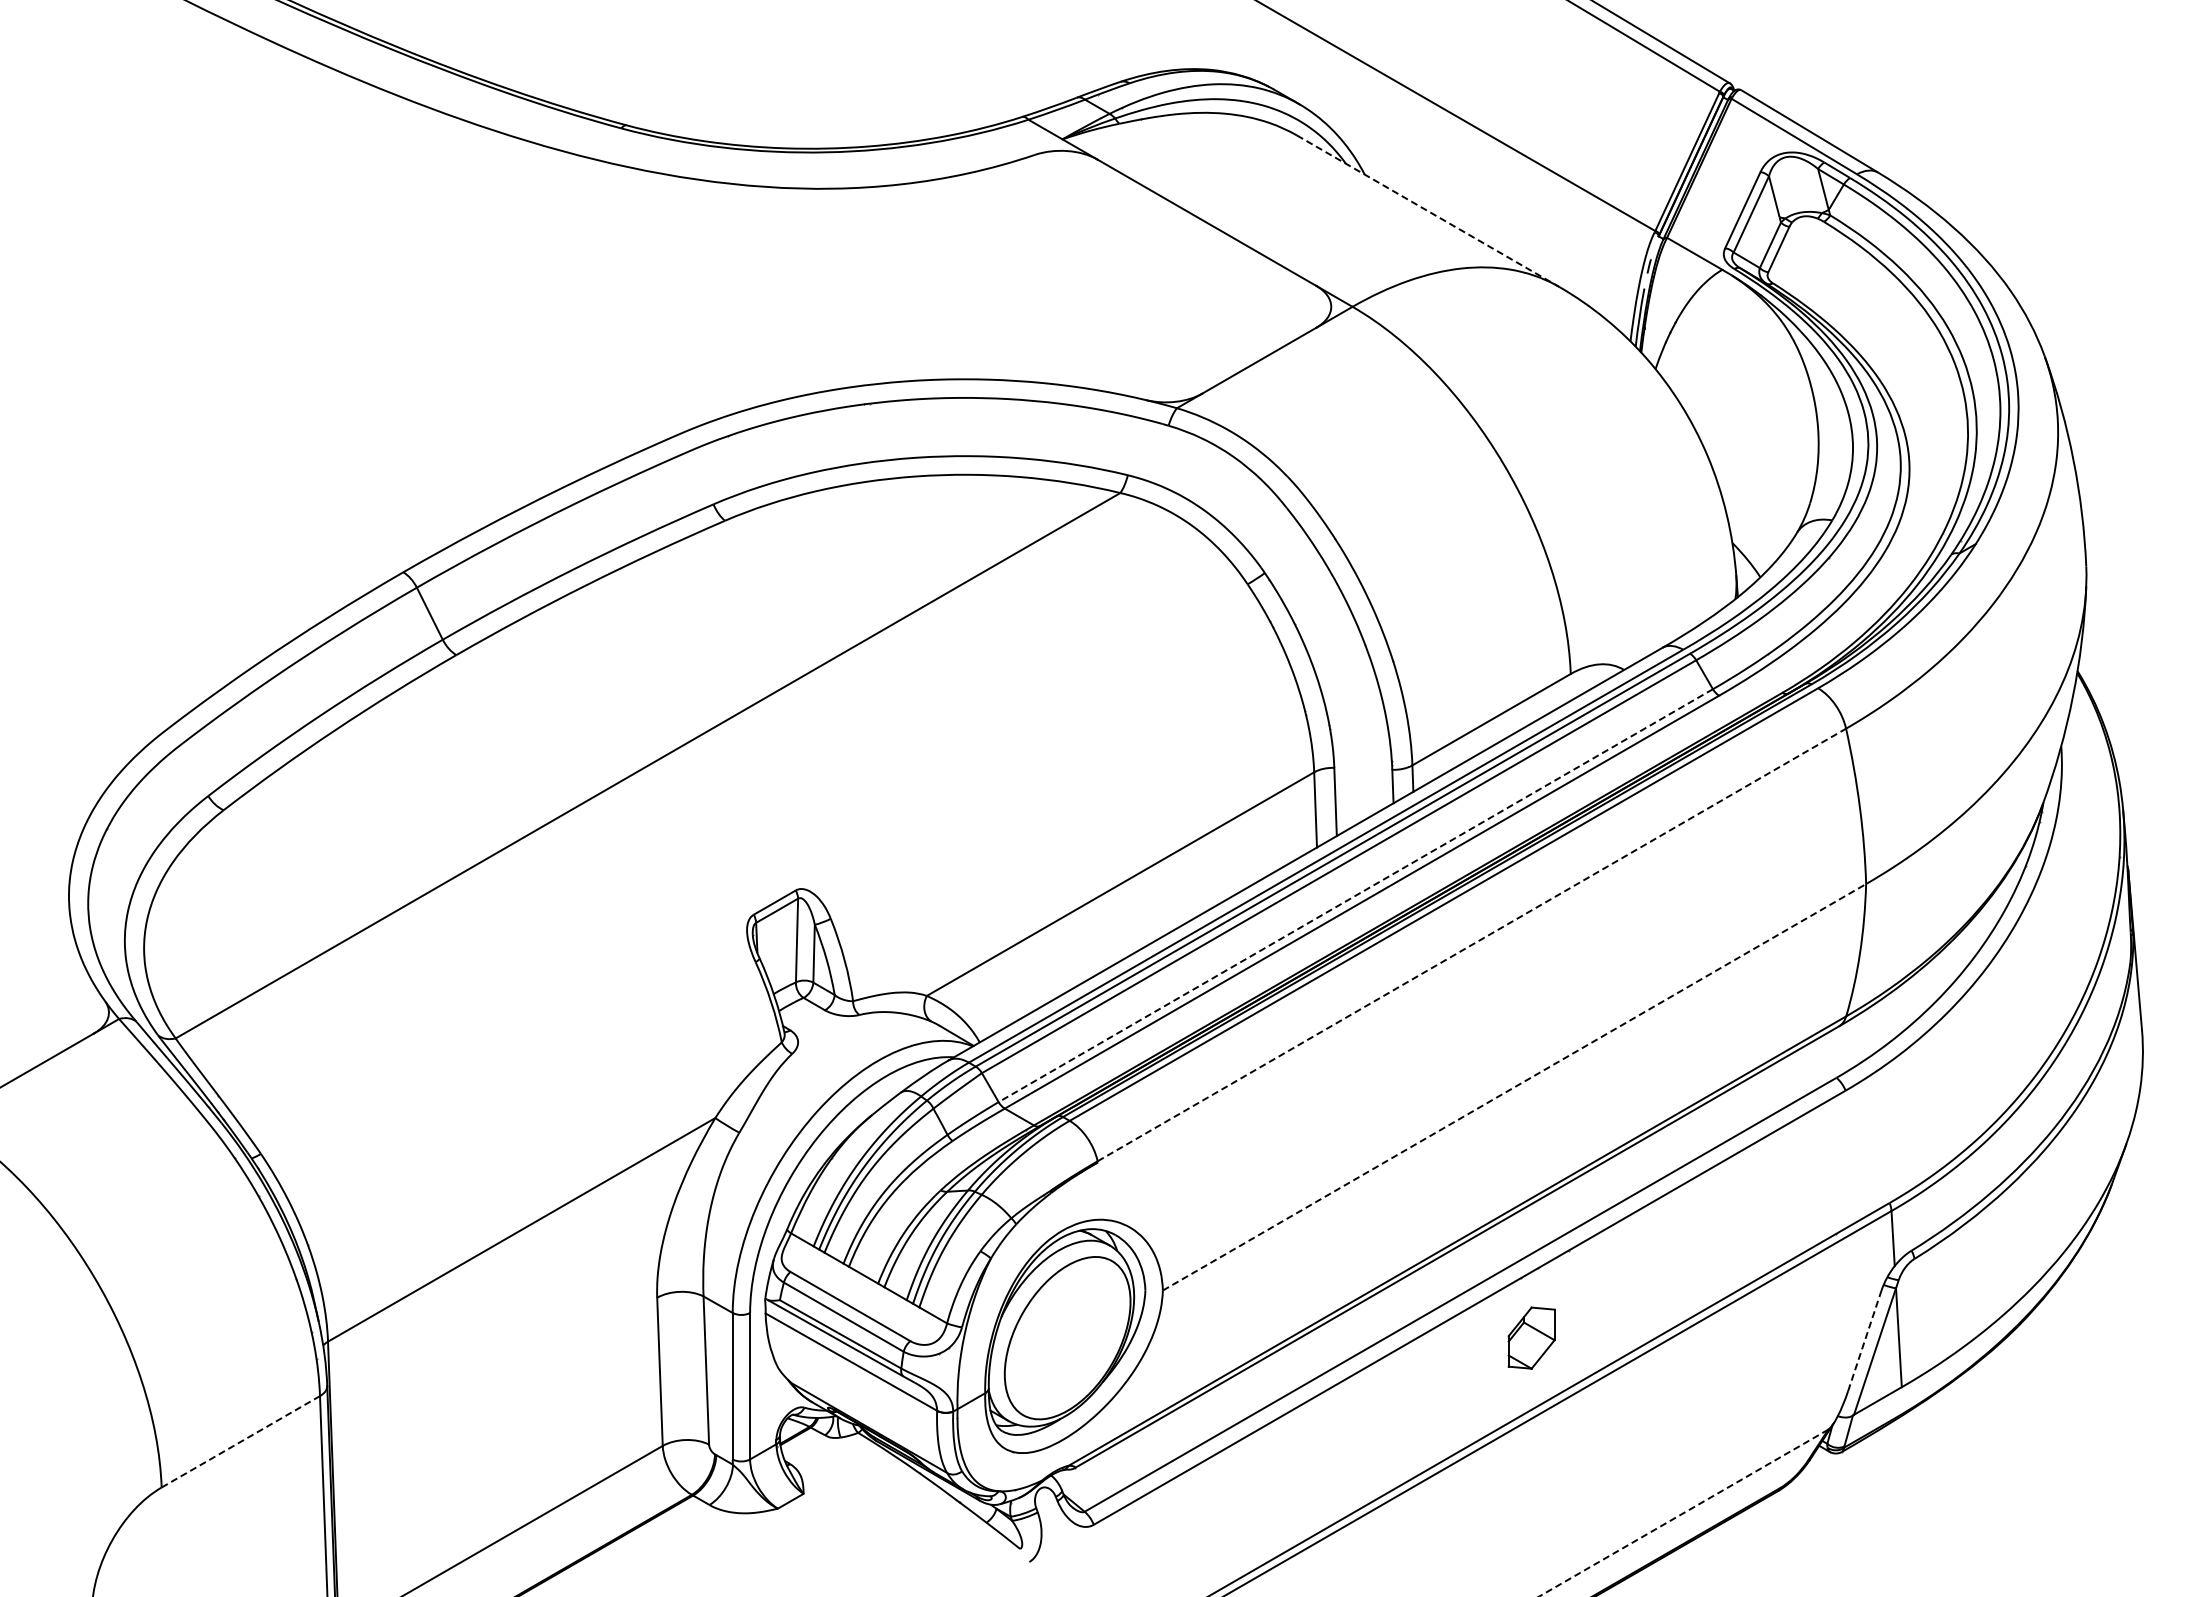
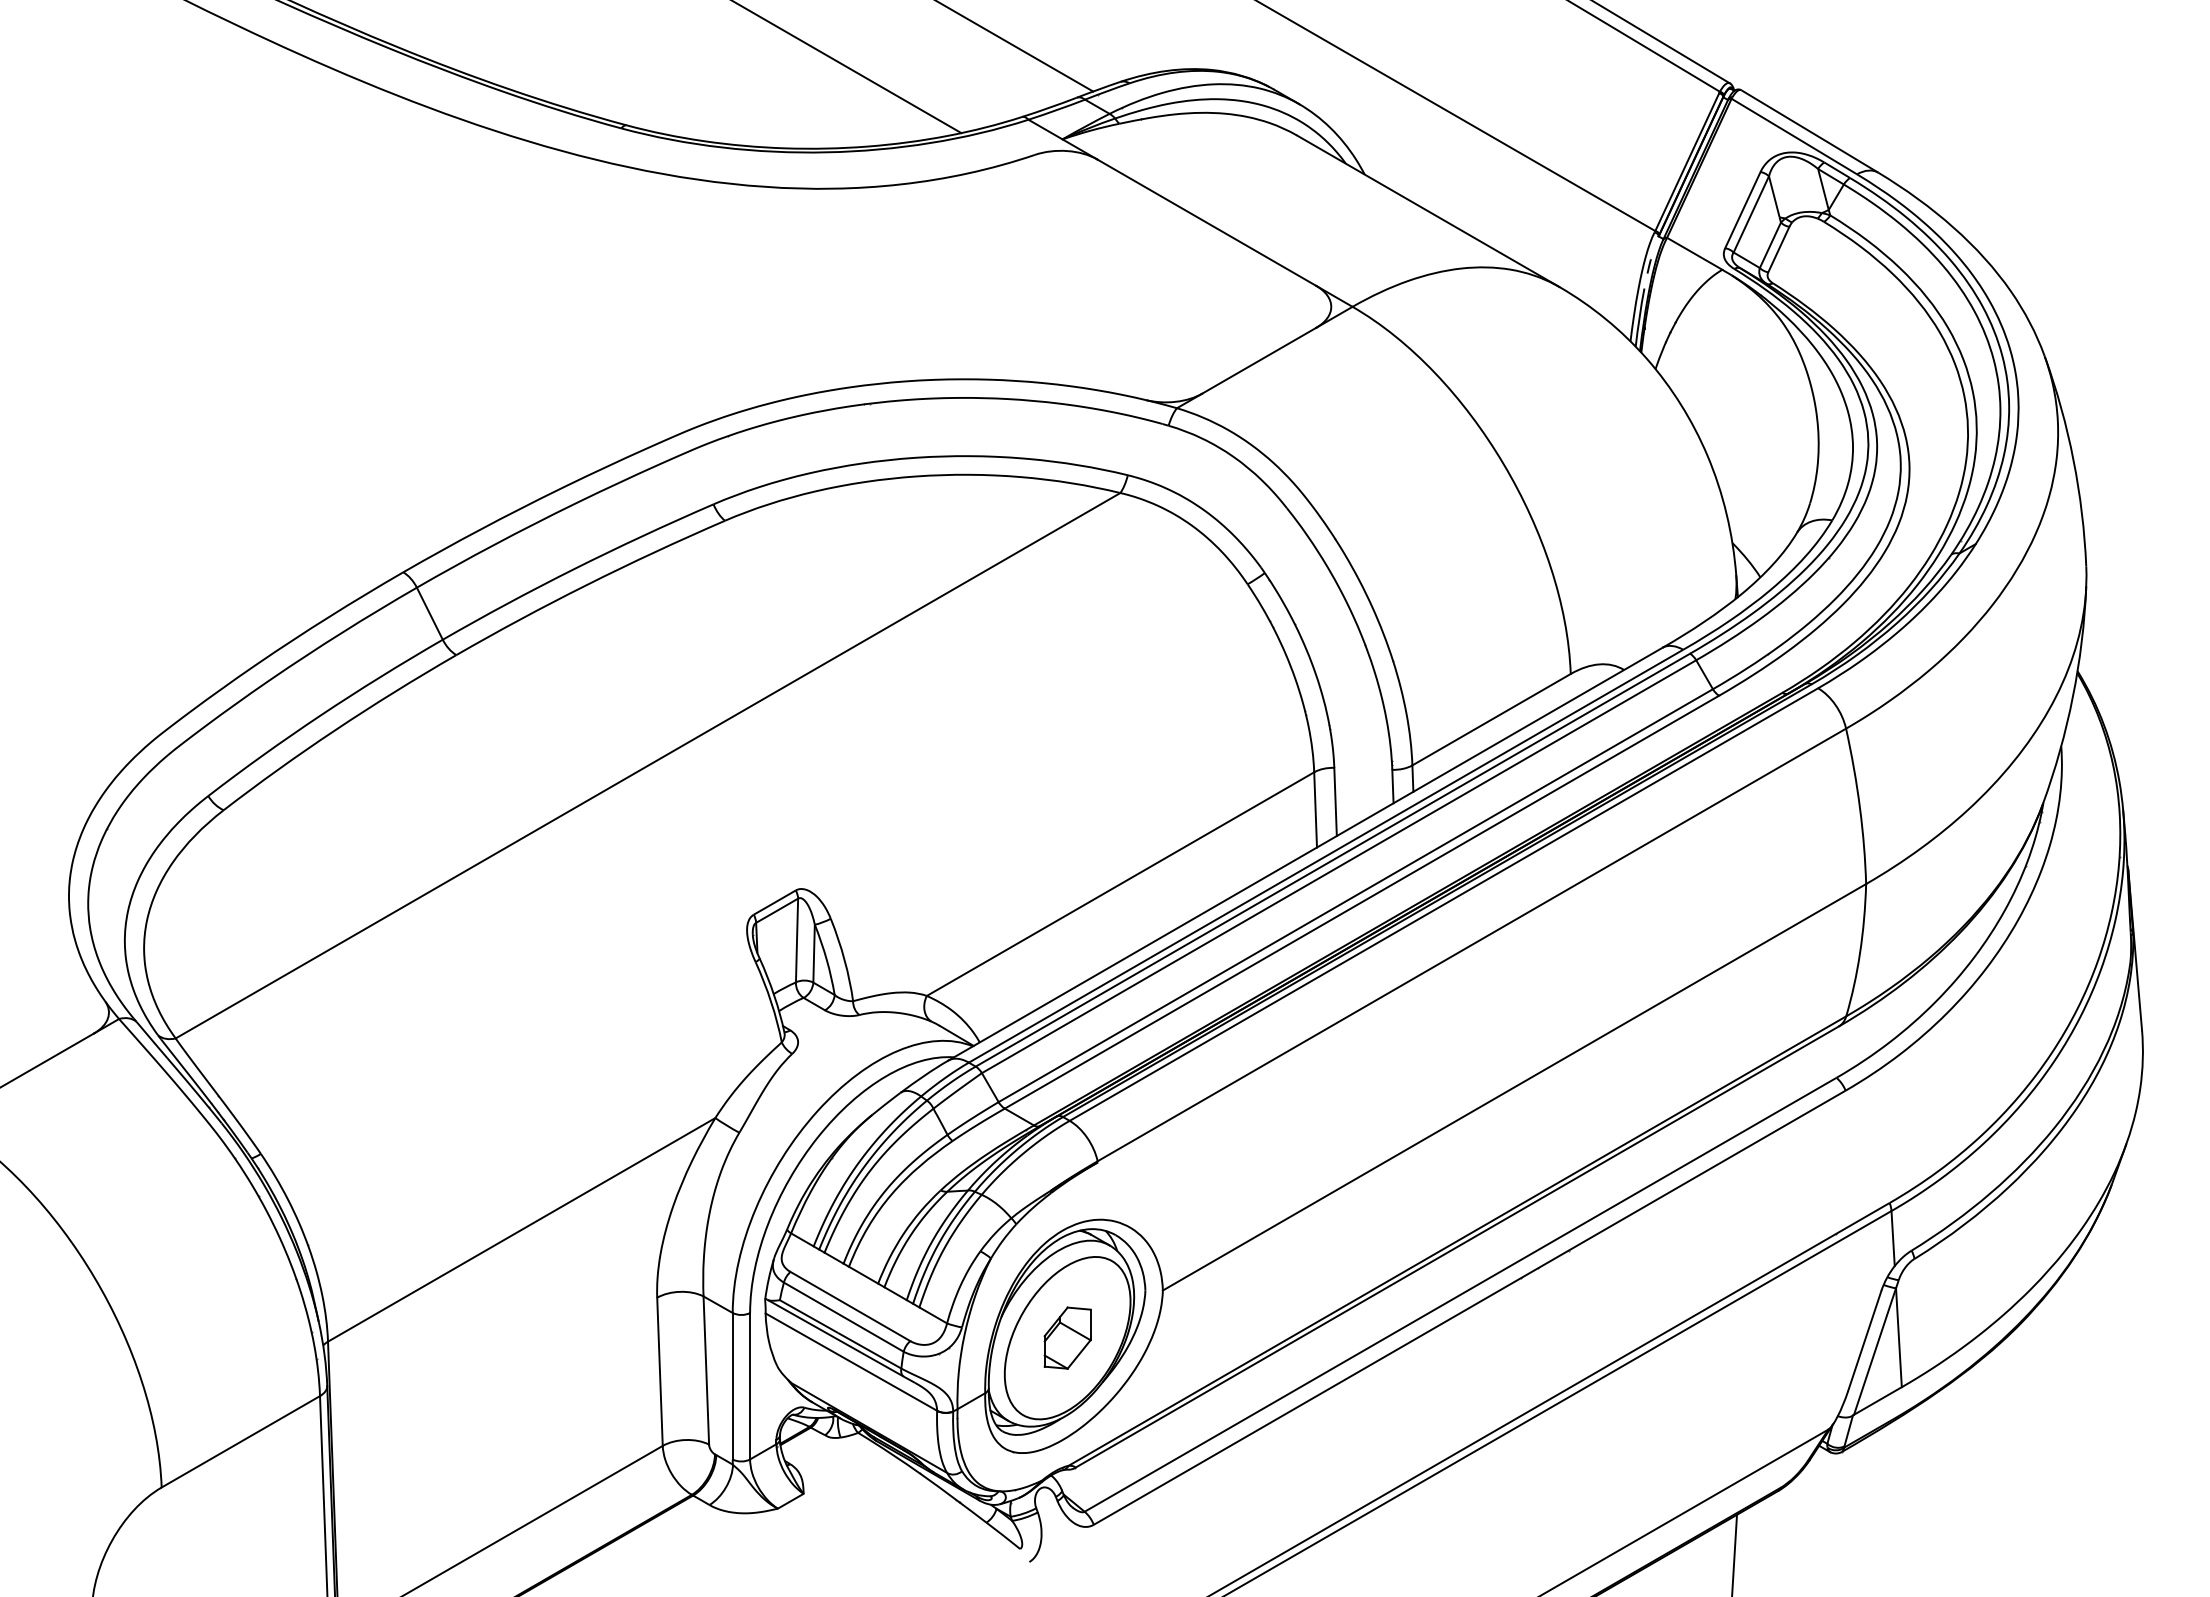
line: none -> present (1015, 46)
line: none -> present (848, 67)
line: dashed -> solid (1428, 211)
line: dashed -> solid (1355, 895)
line: dashed -> solid (1472, 944)
line: dashed -> solid (1514, 1087)
part position: (1531, 1337) -> (1067, 1337) (1067, 1337)
line: dashed -> solid (1864, 1340)
line: dashed -> solid (241, 1441)
line: dashed -> solid (1683, 1513)
line: none -> present (1734, 1553)
